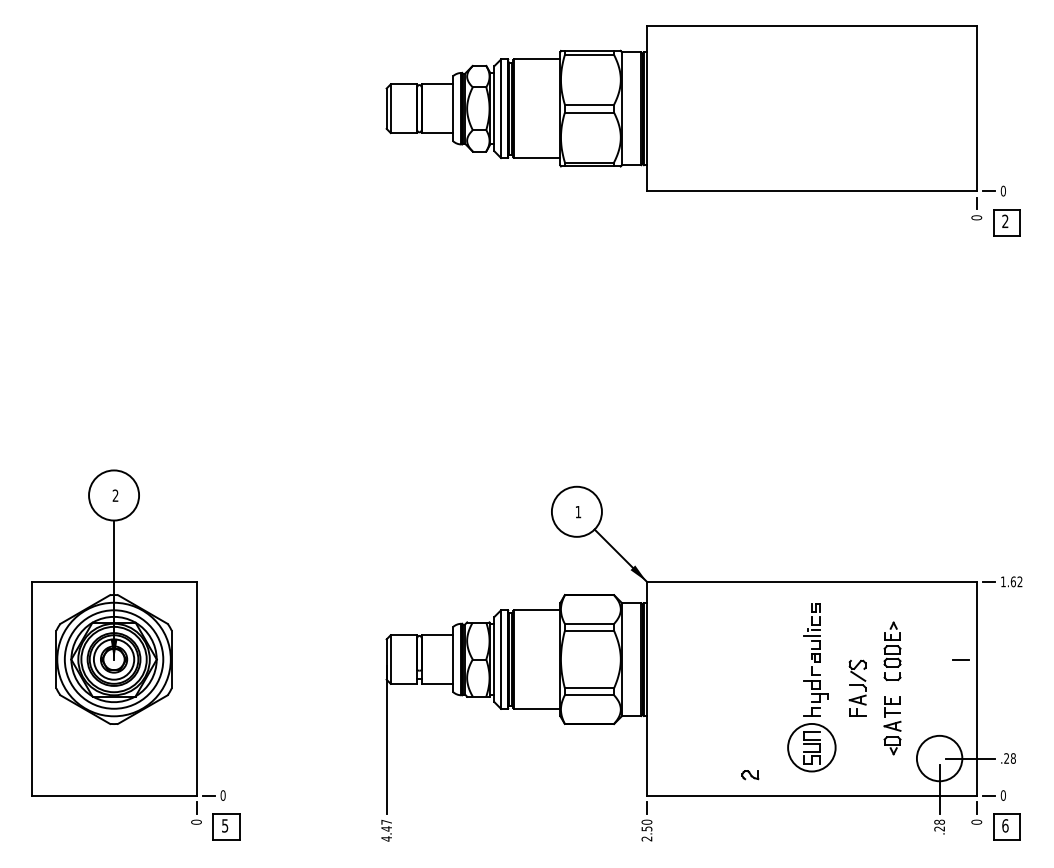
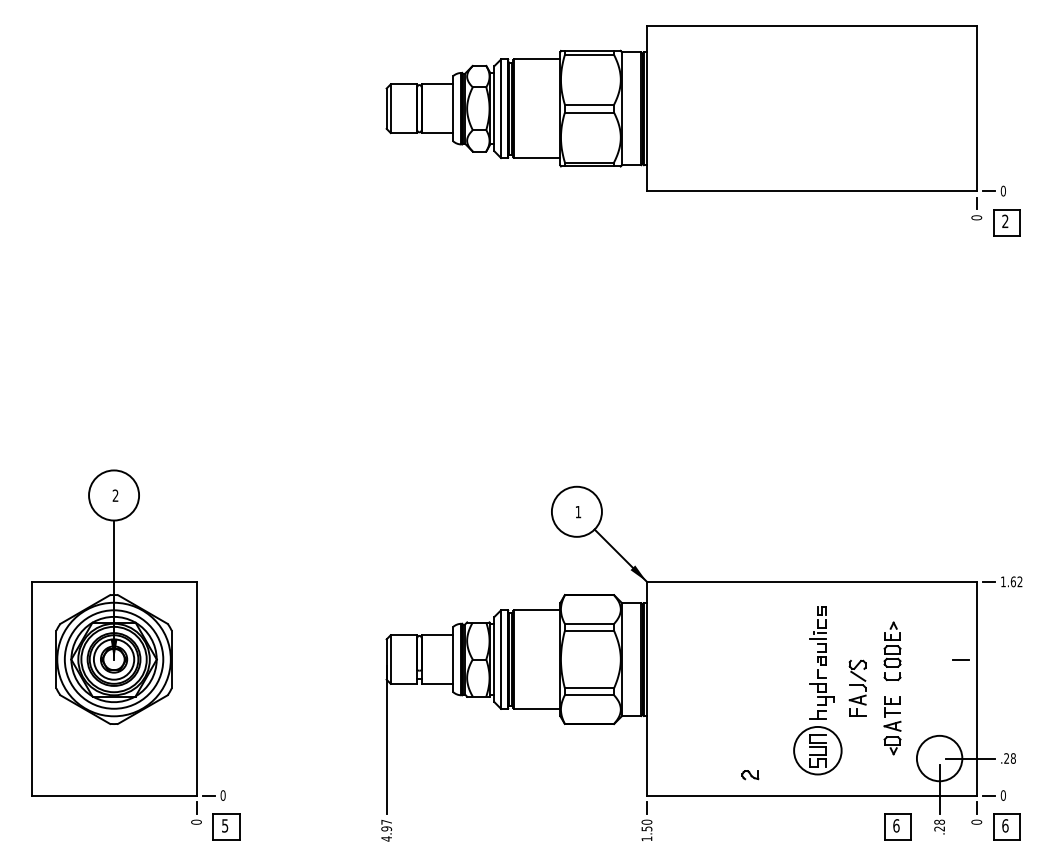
part position: (811, 687) -> (817, 690) (817, 690)
part: none -> present (897, 826)
text: 4.47 -> 4.97 (386, 828)
text: 2.50 -> 1.50 (646, 838)
